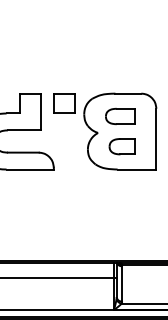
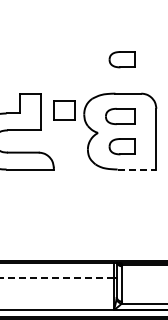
part: none -> present (121, 59)
part position: (64, 103) -> (64, 110) (64, 110)
line: solid -> dashed (137, 169)
line: solid -> dashed (57, 278)
